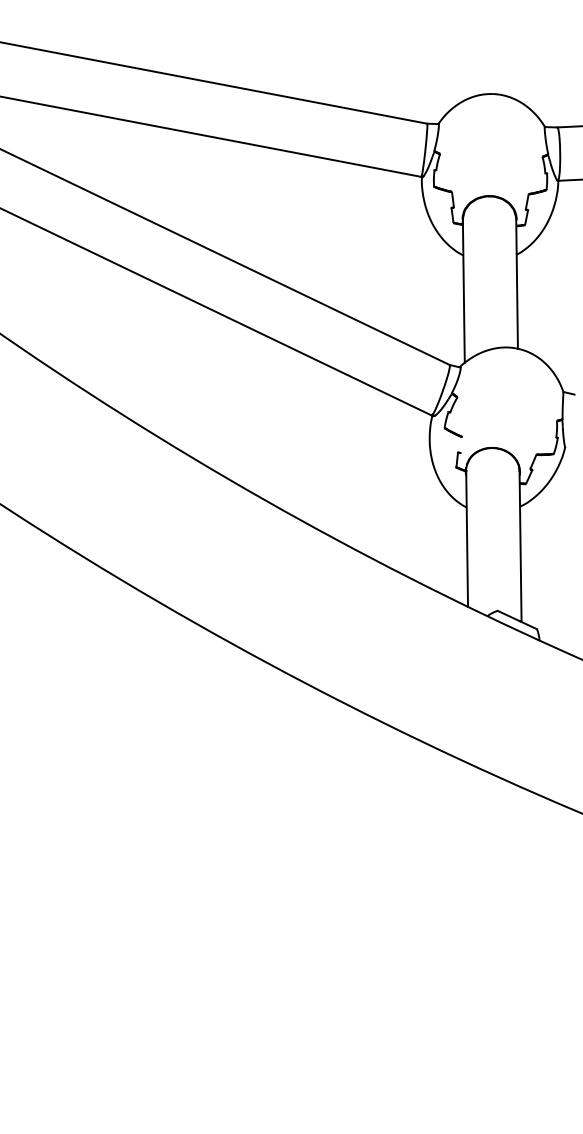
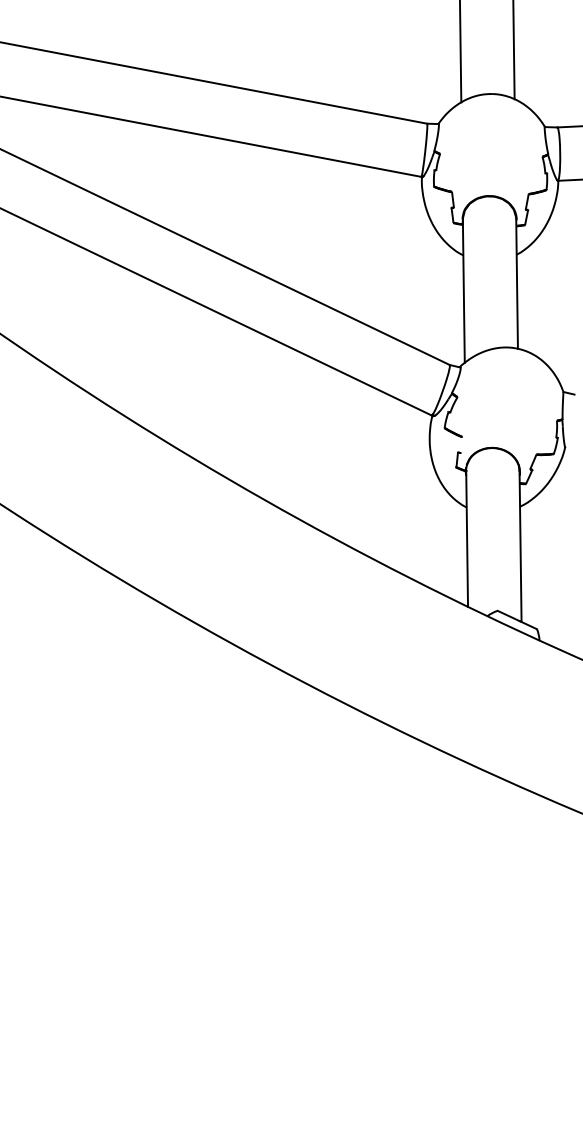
line: none -> present (513, 50)
line: none -> present (460, 52)
